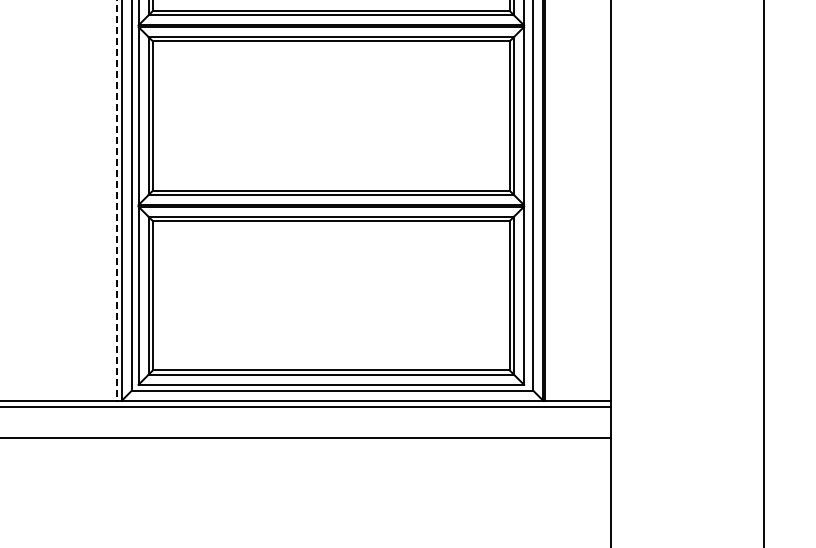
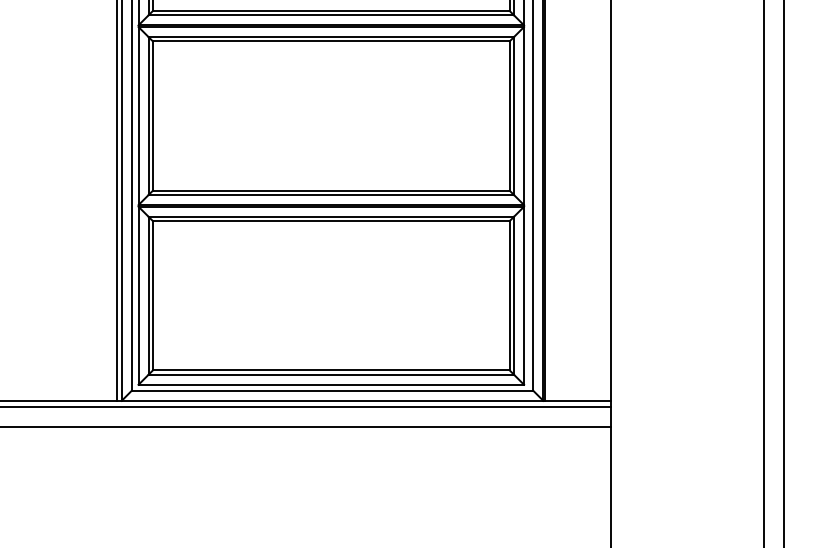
line: dashed -> solid (117, 201)
line: none -> present (783, 273)
line position: (306, 438) -> (306, 427) (306, 427)
